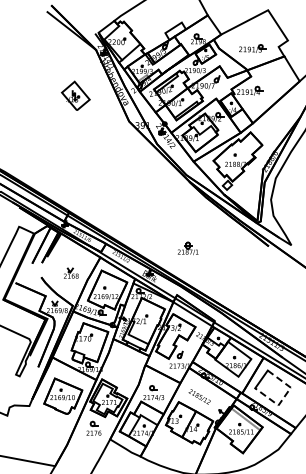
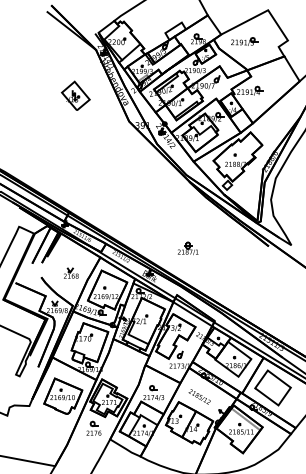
part position: (252, 48) -> (244, 41) (244, 41)
line: dashed -> solid (284, 396)
